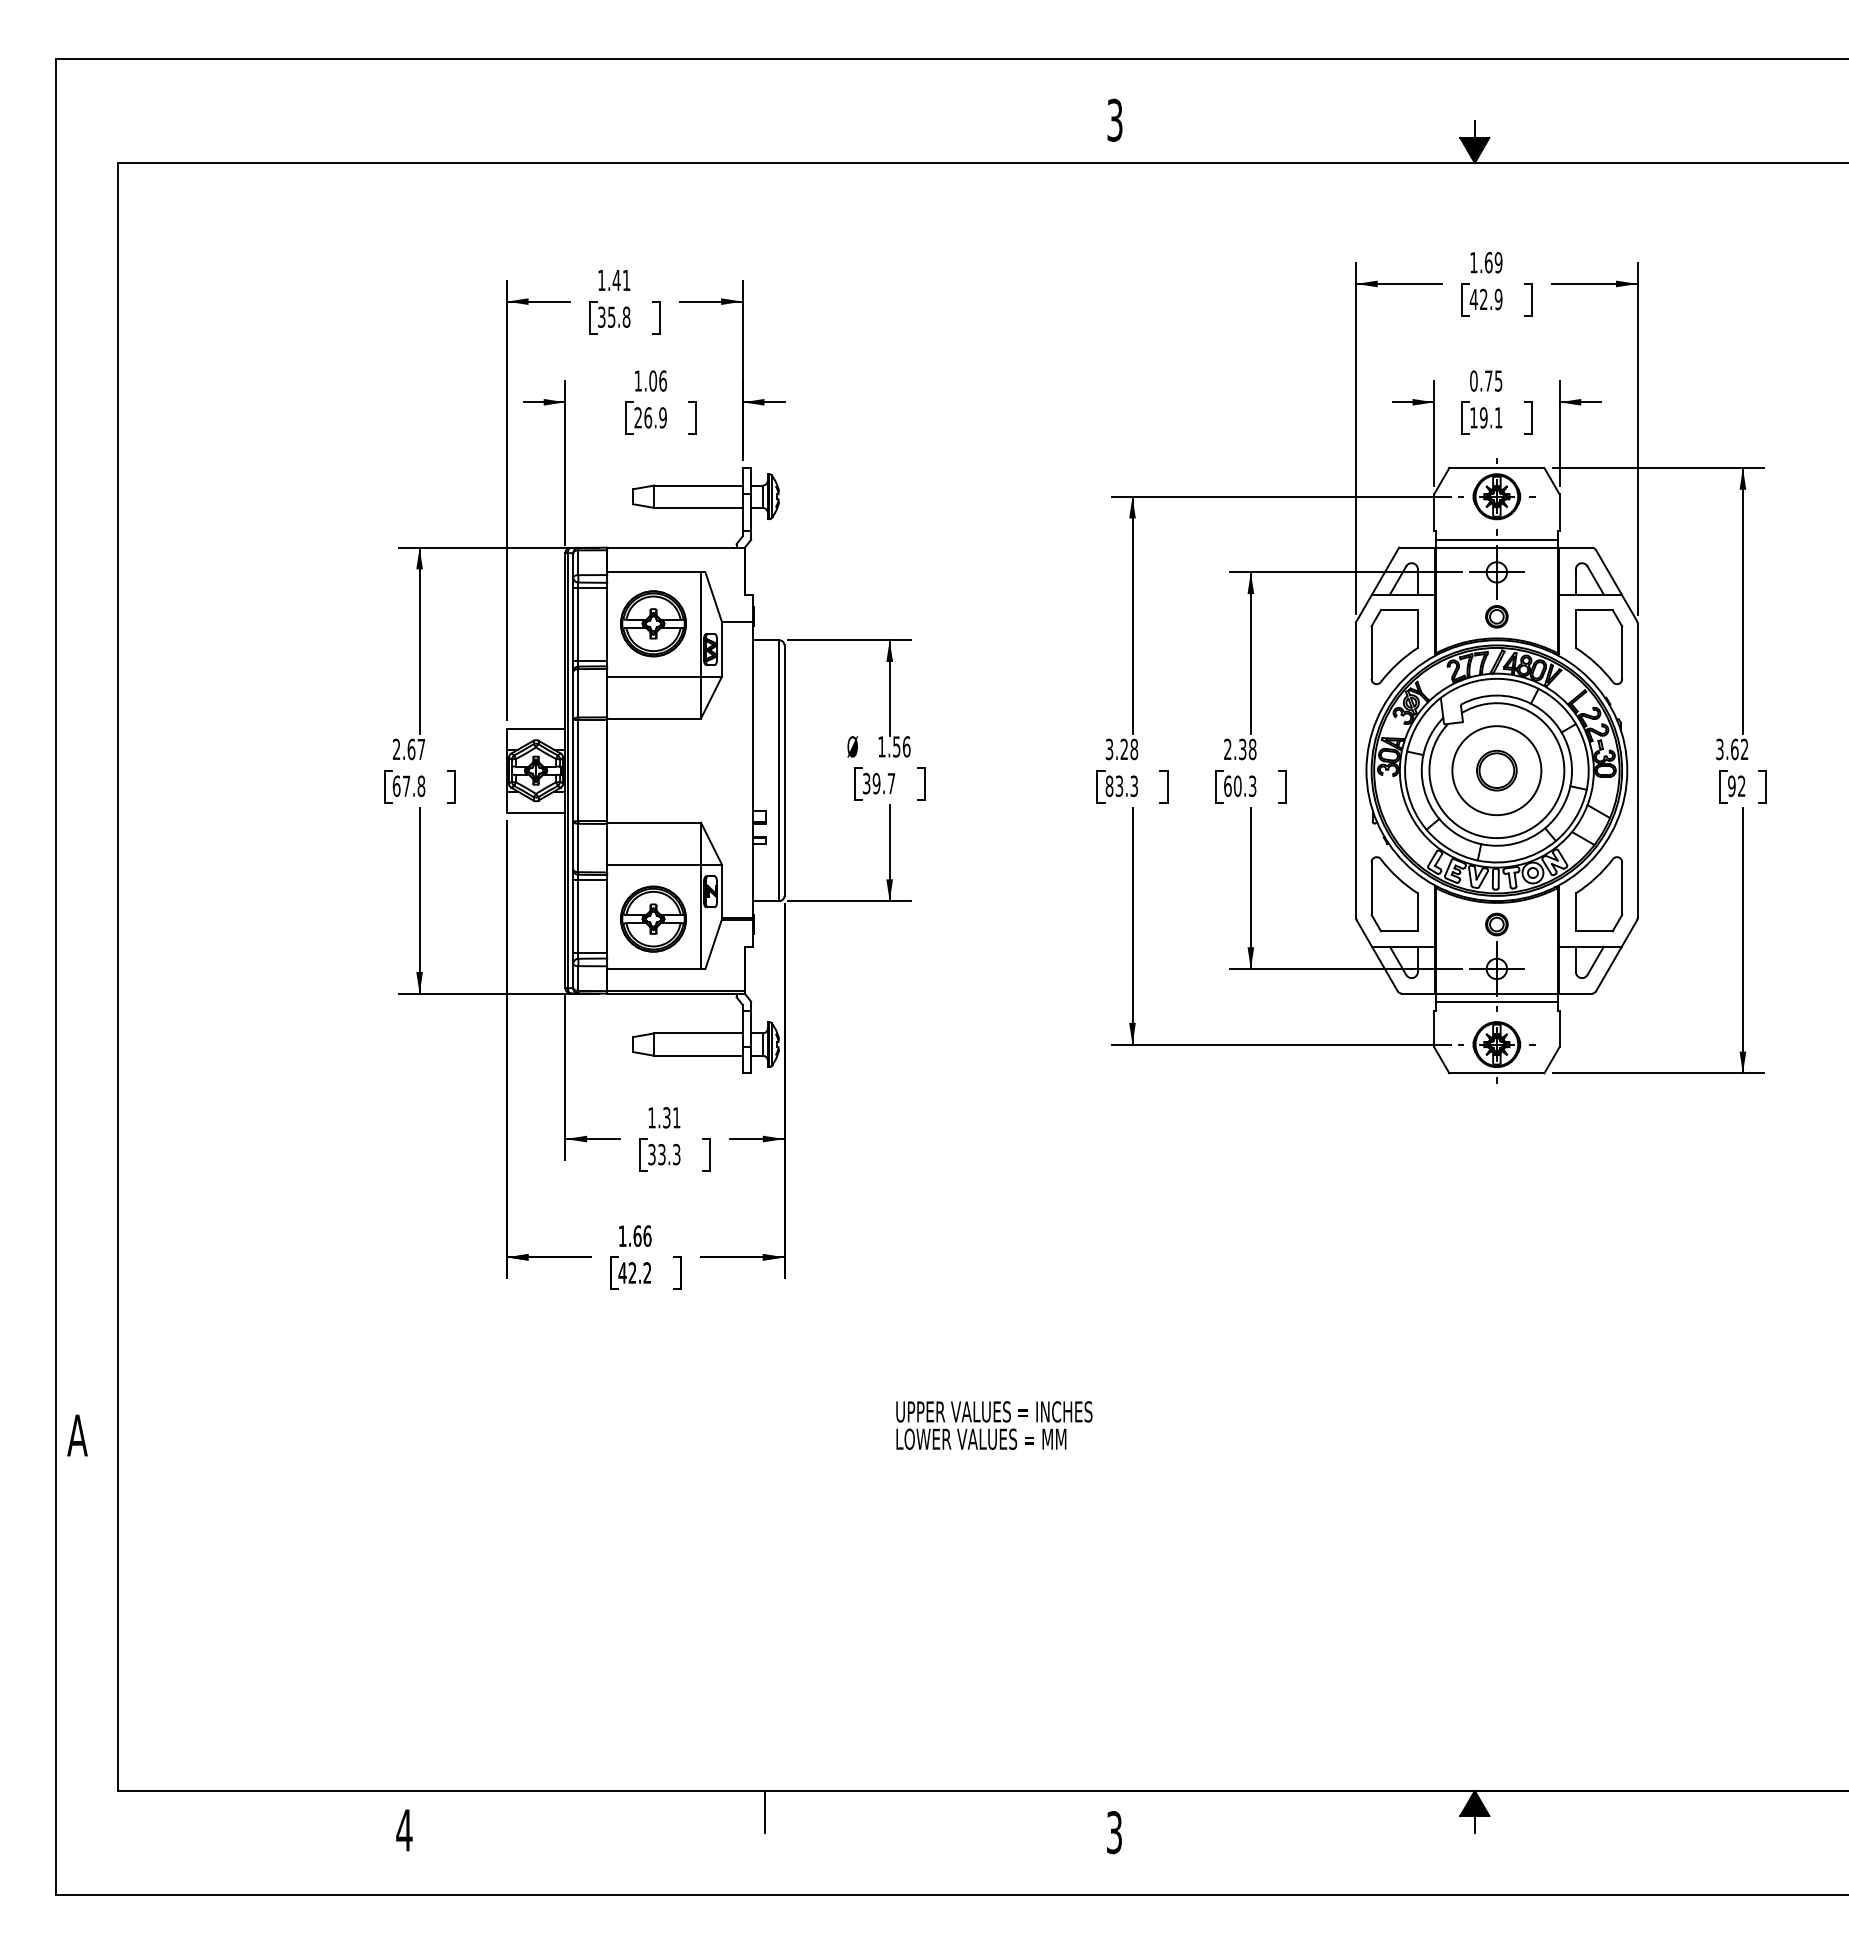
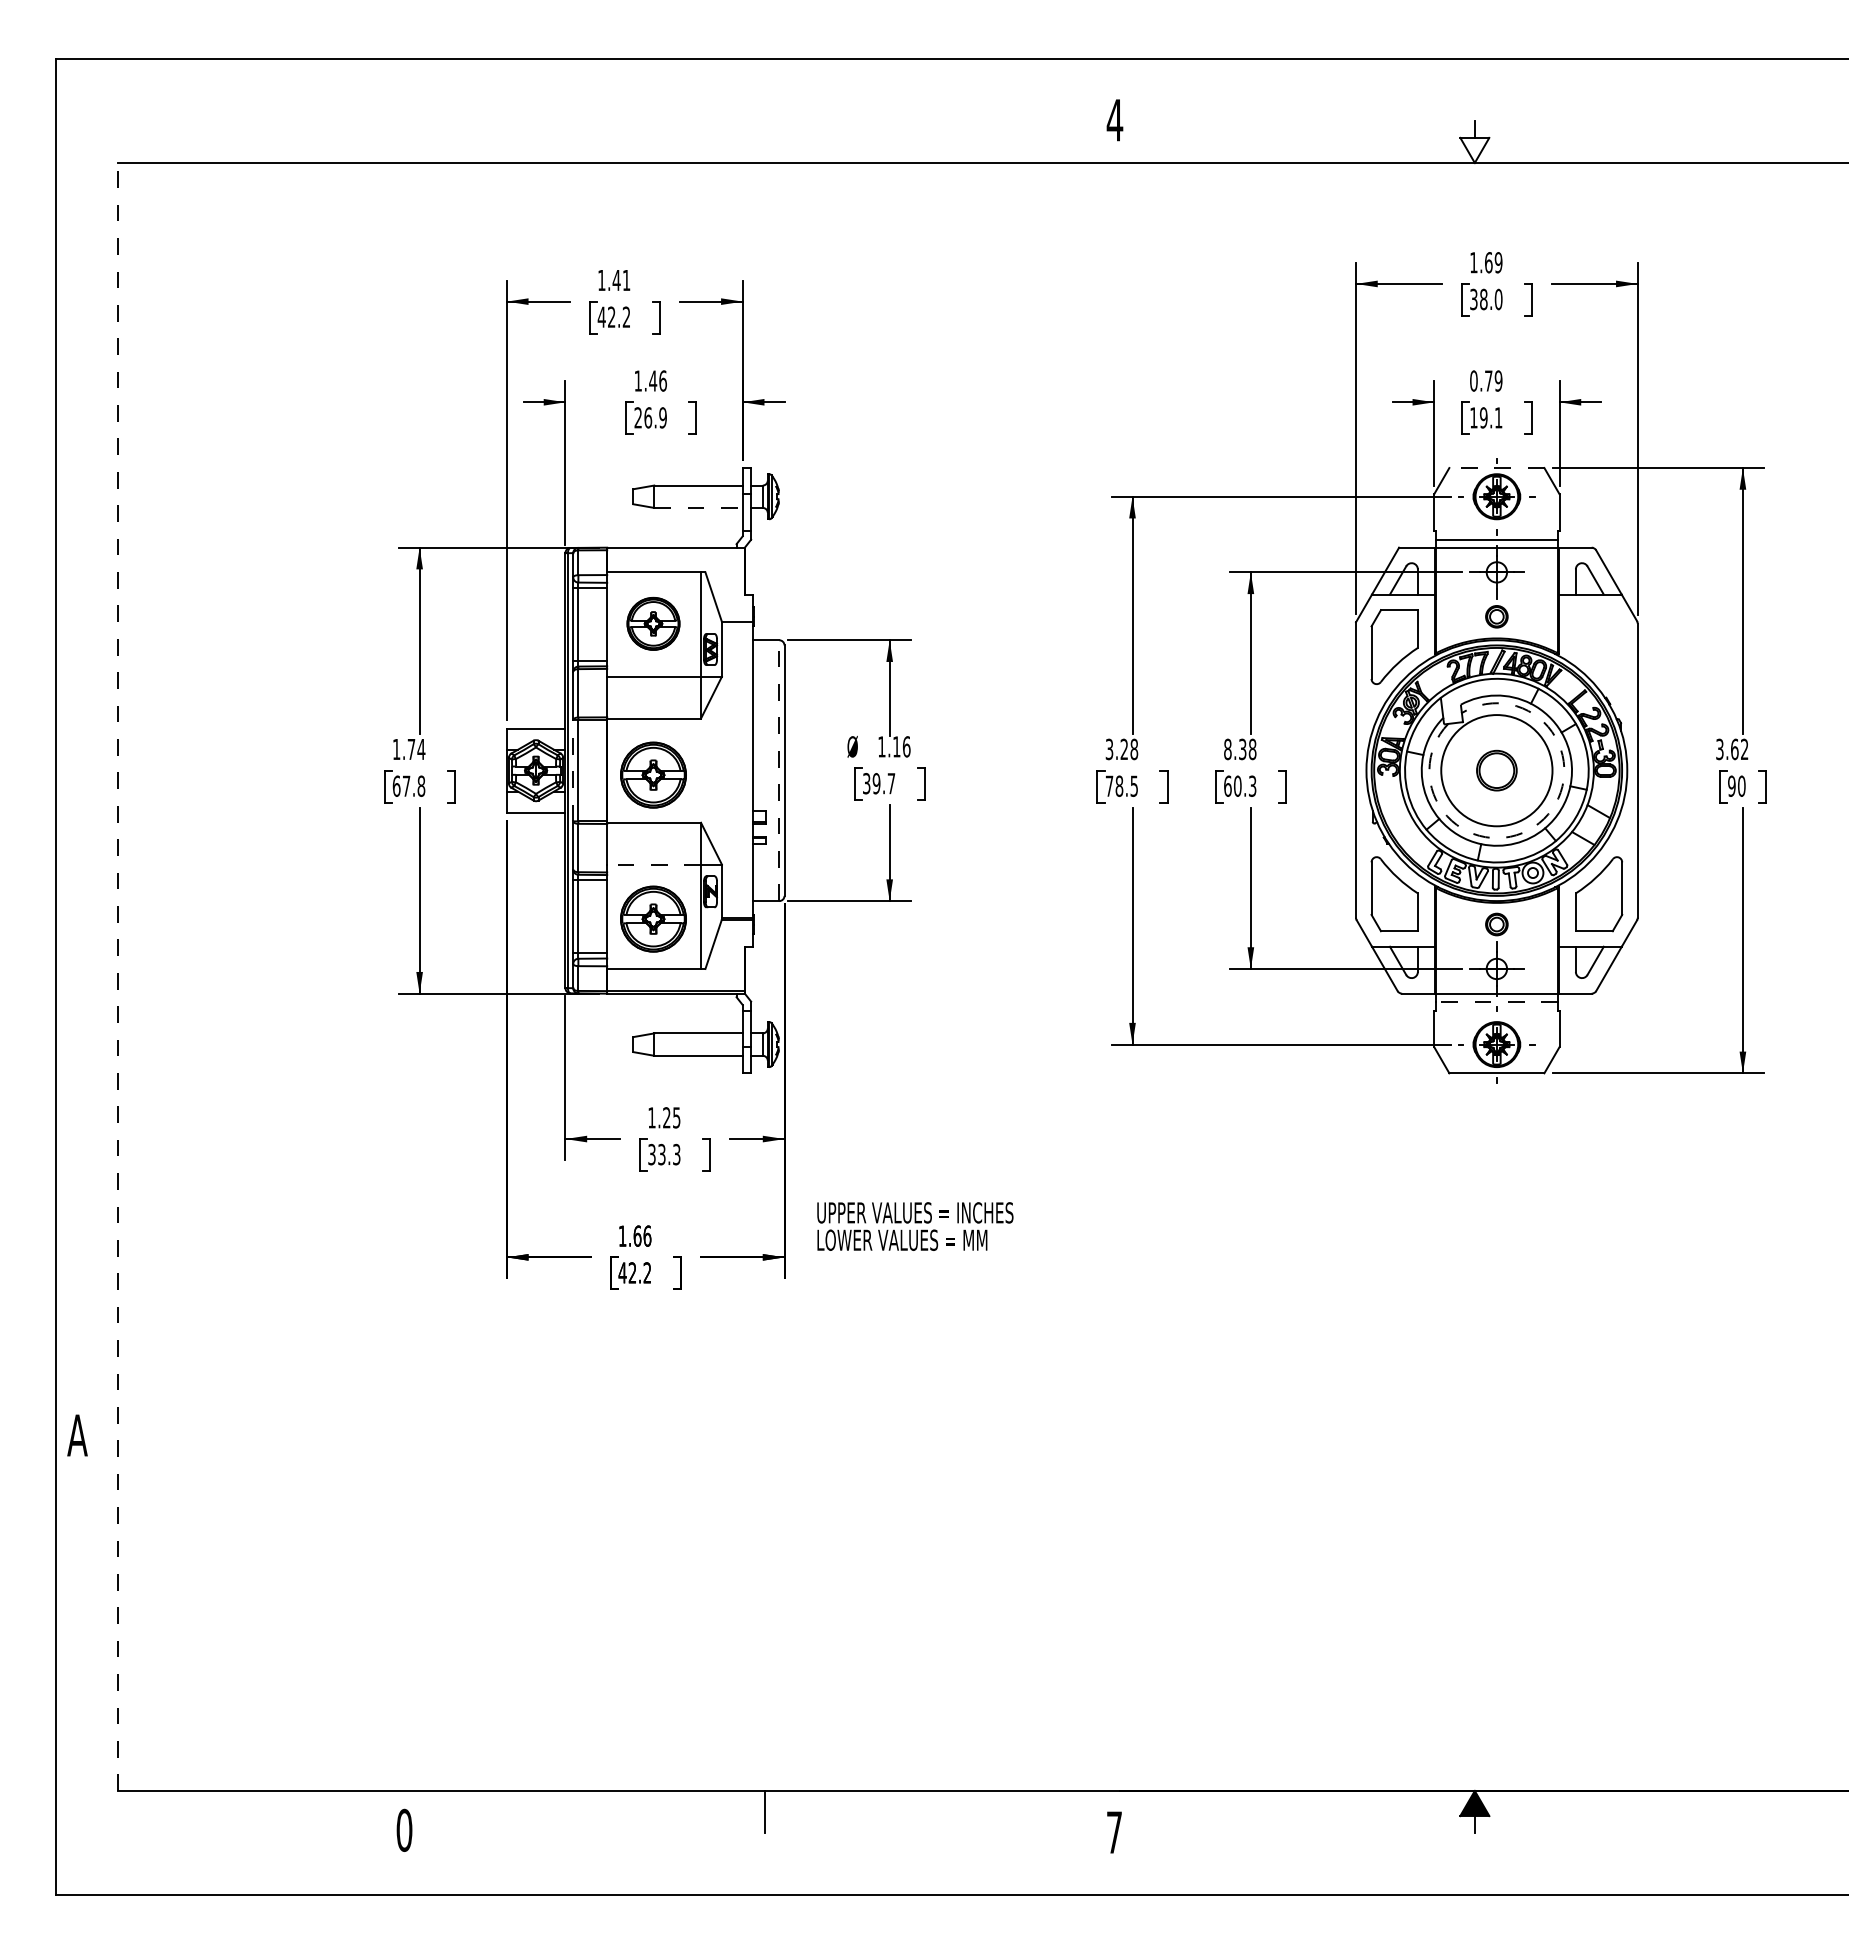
text: 3 -> 4 (1114, 119)
fill: present -> none (1474, 149)
text: 42.9 -> 38.0 (1485, 299)
text: 35.8 -> 42.2 (613, 316)
text: 1.06 -> 1.46 (653, 380)
text: 0.75 -> 0.79 (1498, 380)
line: solid -> dashed (1496, 468)
line: solid -> dashed (699, 507)
part size: 67x68 px -> 55x55 px (653, 623)
part: present -> none (1599, 646)
text: 1.56 -> 1.16 (896, 746)
text: 2.67 -> 1.74 (408, 749)
text: 2.38 -> 8.38 (1227, 749)
line: solid -> dashed (573, 770)
line: solid -> dashed (779, 770)
circle diameter: 89 px -> 111 px (1496, 770)
part: none -> present (653, 774)
text: 83.3 -> 78.5 (1121, 785)
text: 92 -> 90 (1741, 785)
arc: solid -> dashed (1539, 823)
line: solid -> dashed (654, 864)
line: solid -> dashed (118, 976)
line: solid -> dashed (1496, 1001)
text: 1.31 -> 1.25 (671, 1117)
text position: (994, 1425) -> (915, 1226) (915, 1226)
text: 4 -> 0 (404, 1829)
text: 3 -> 7 (1114, 1832)
